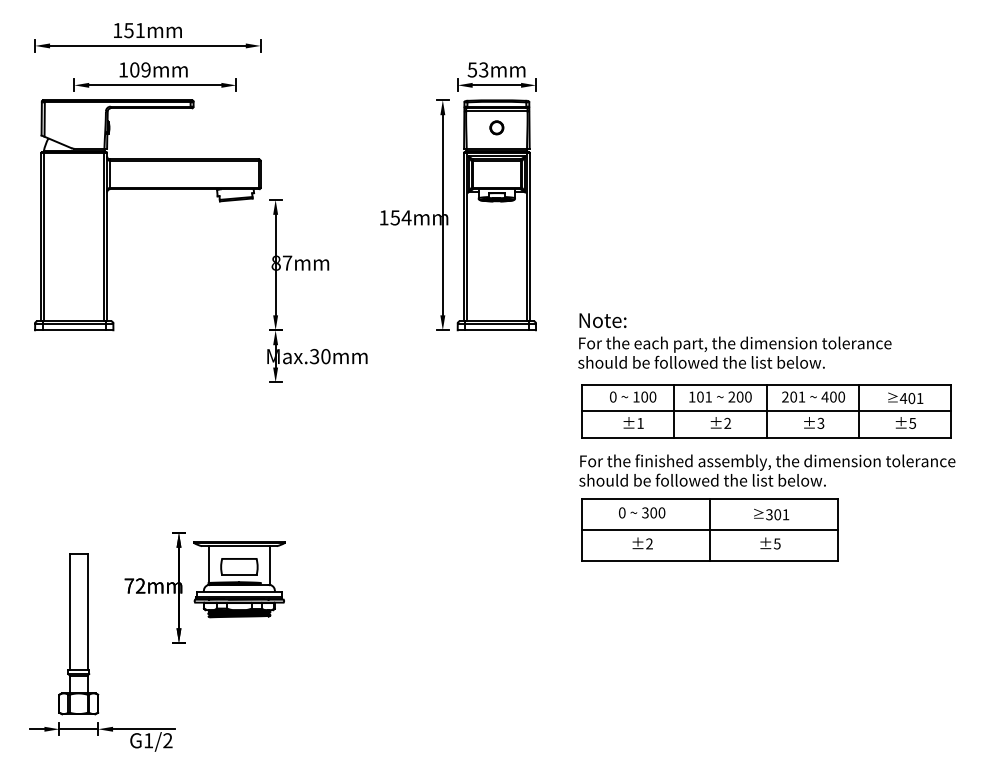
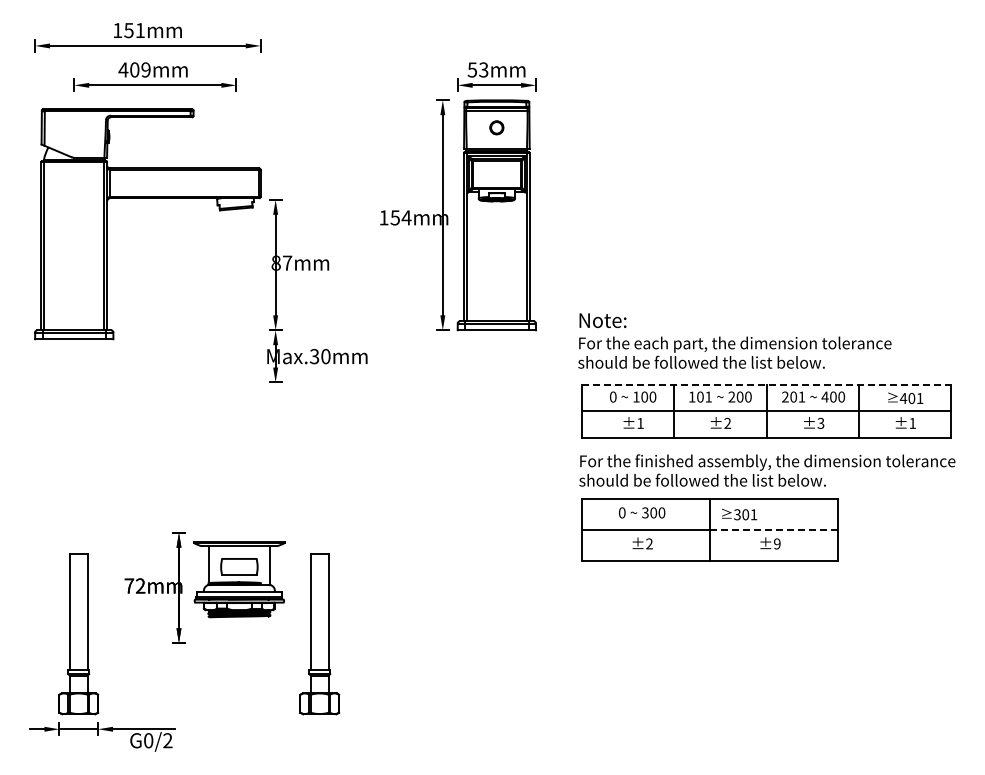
text: 109mm -> 409mm (123, 69)
part position: (147, 189) -> (147, 198) (147, 198)
line: solid -> dashed (766, 385)
text: ±5 -> ±1 (912, 423)
text position: (771, 514) -> (739, 514) (739, 514)
line: solid -> dashed (773, 529)
text: ±5 -> ±9 (776, 543)
part: none -> present (319, 634)
text: G1/2 -> G0/2 (148, 740)
